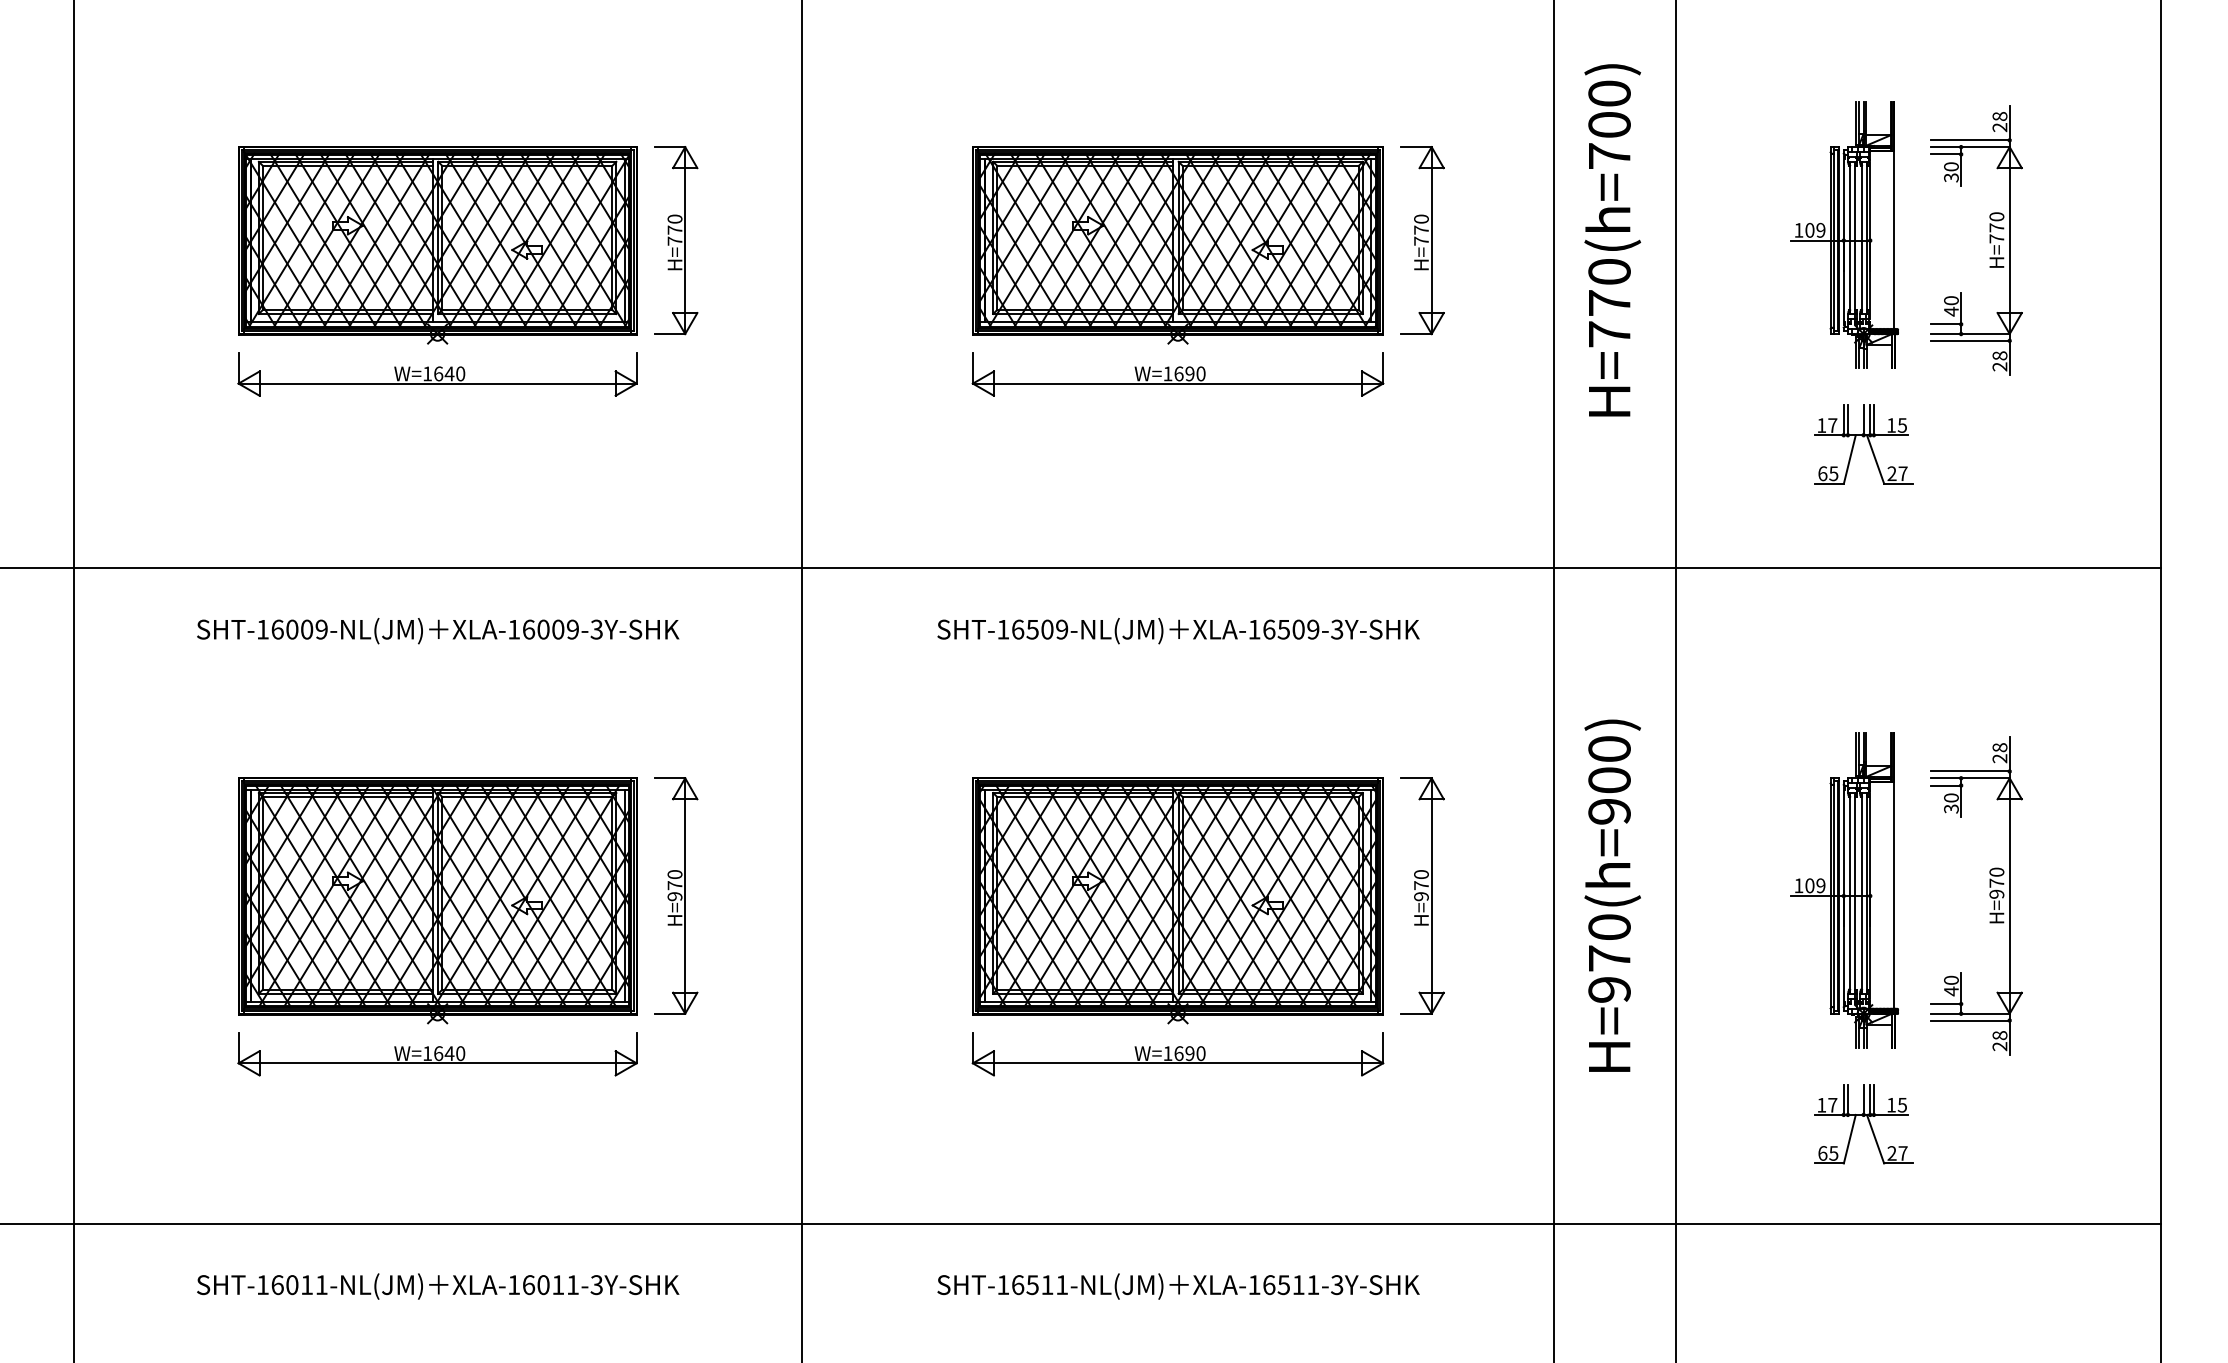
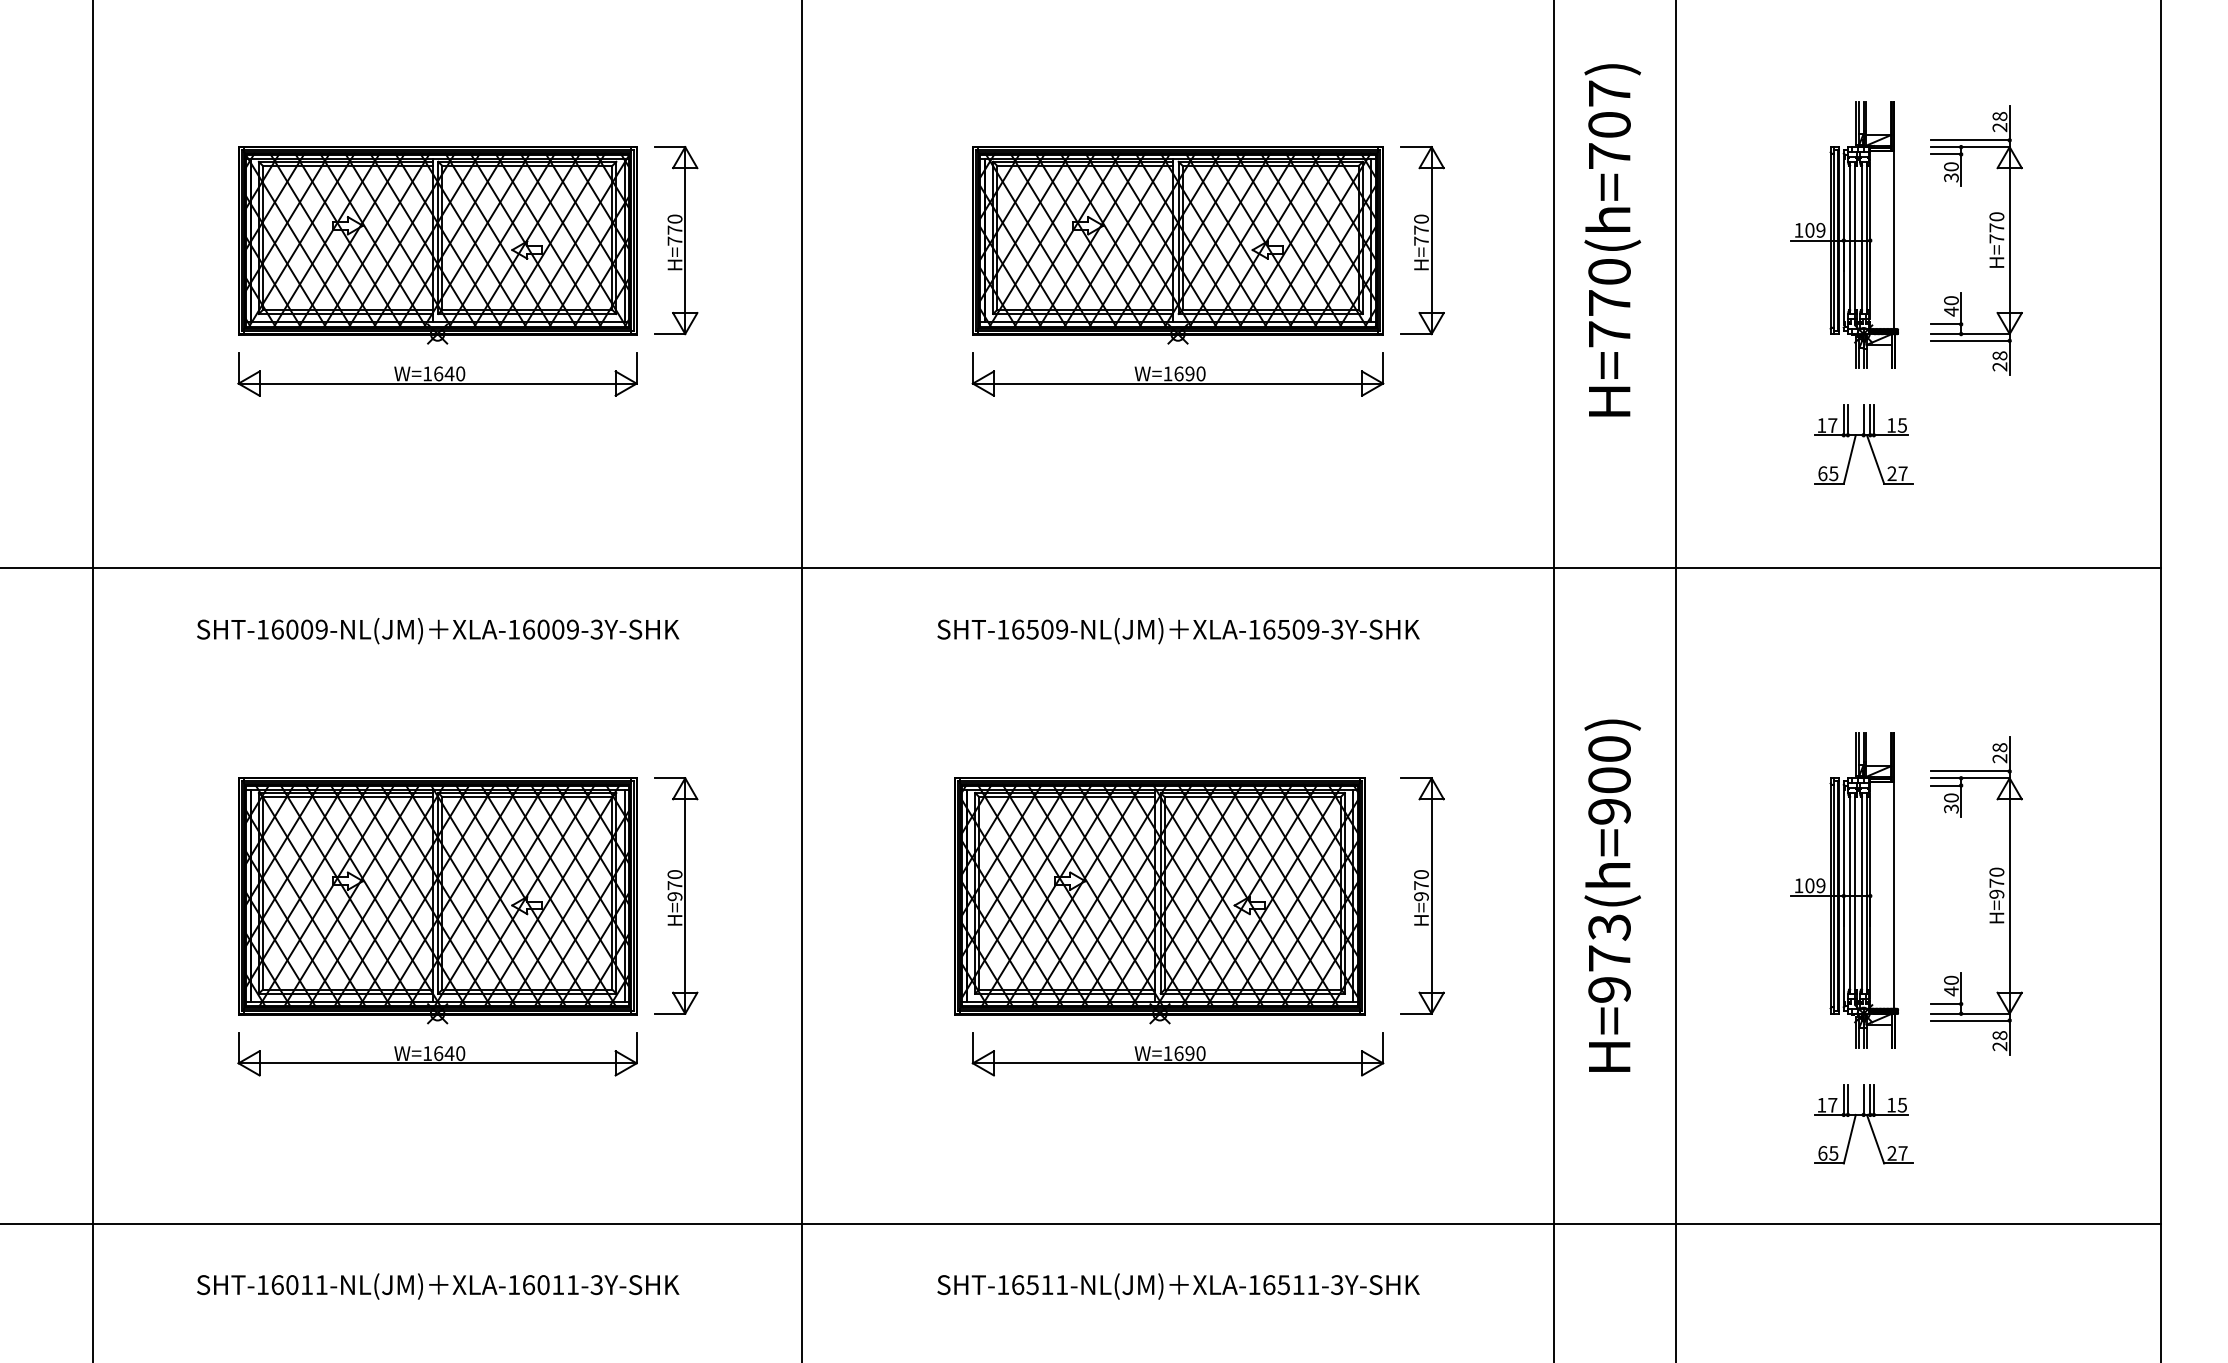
text: H=770(h=700) -> H=770(h=707) (1609, 93)
line position: (73, 680) -> (92, 680) (92, 680)
part position: (1177, 900) -> (1159, 900) (1159, 900)
text: H=970(h=900) -> H=973(h=900) (1609, 927)
